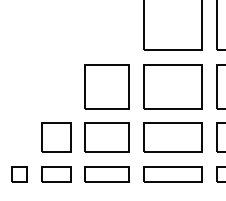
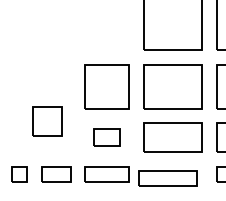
part position: (56, 137) -> (47, 121) (47, 121)
part size: 46x31 px -> 28x19 px (106, 137)
part position: (172, 174) -> (167, 178) (167, 178)
